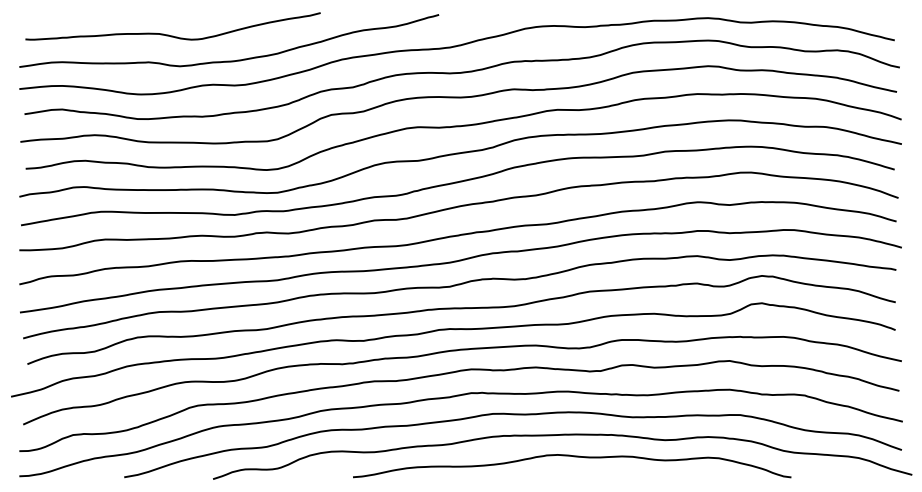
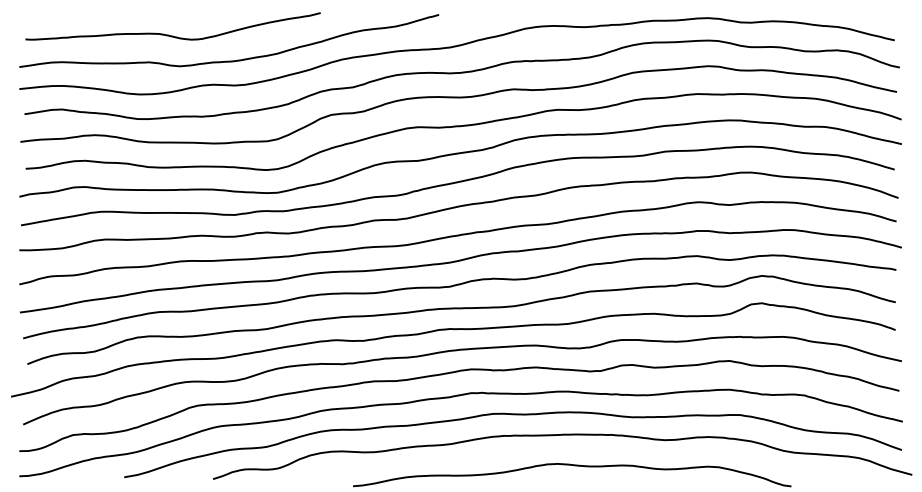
curve position: (573, 457) -> (573, 466) (573, 466)
